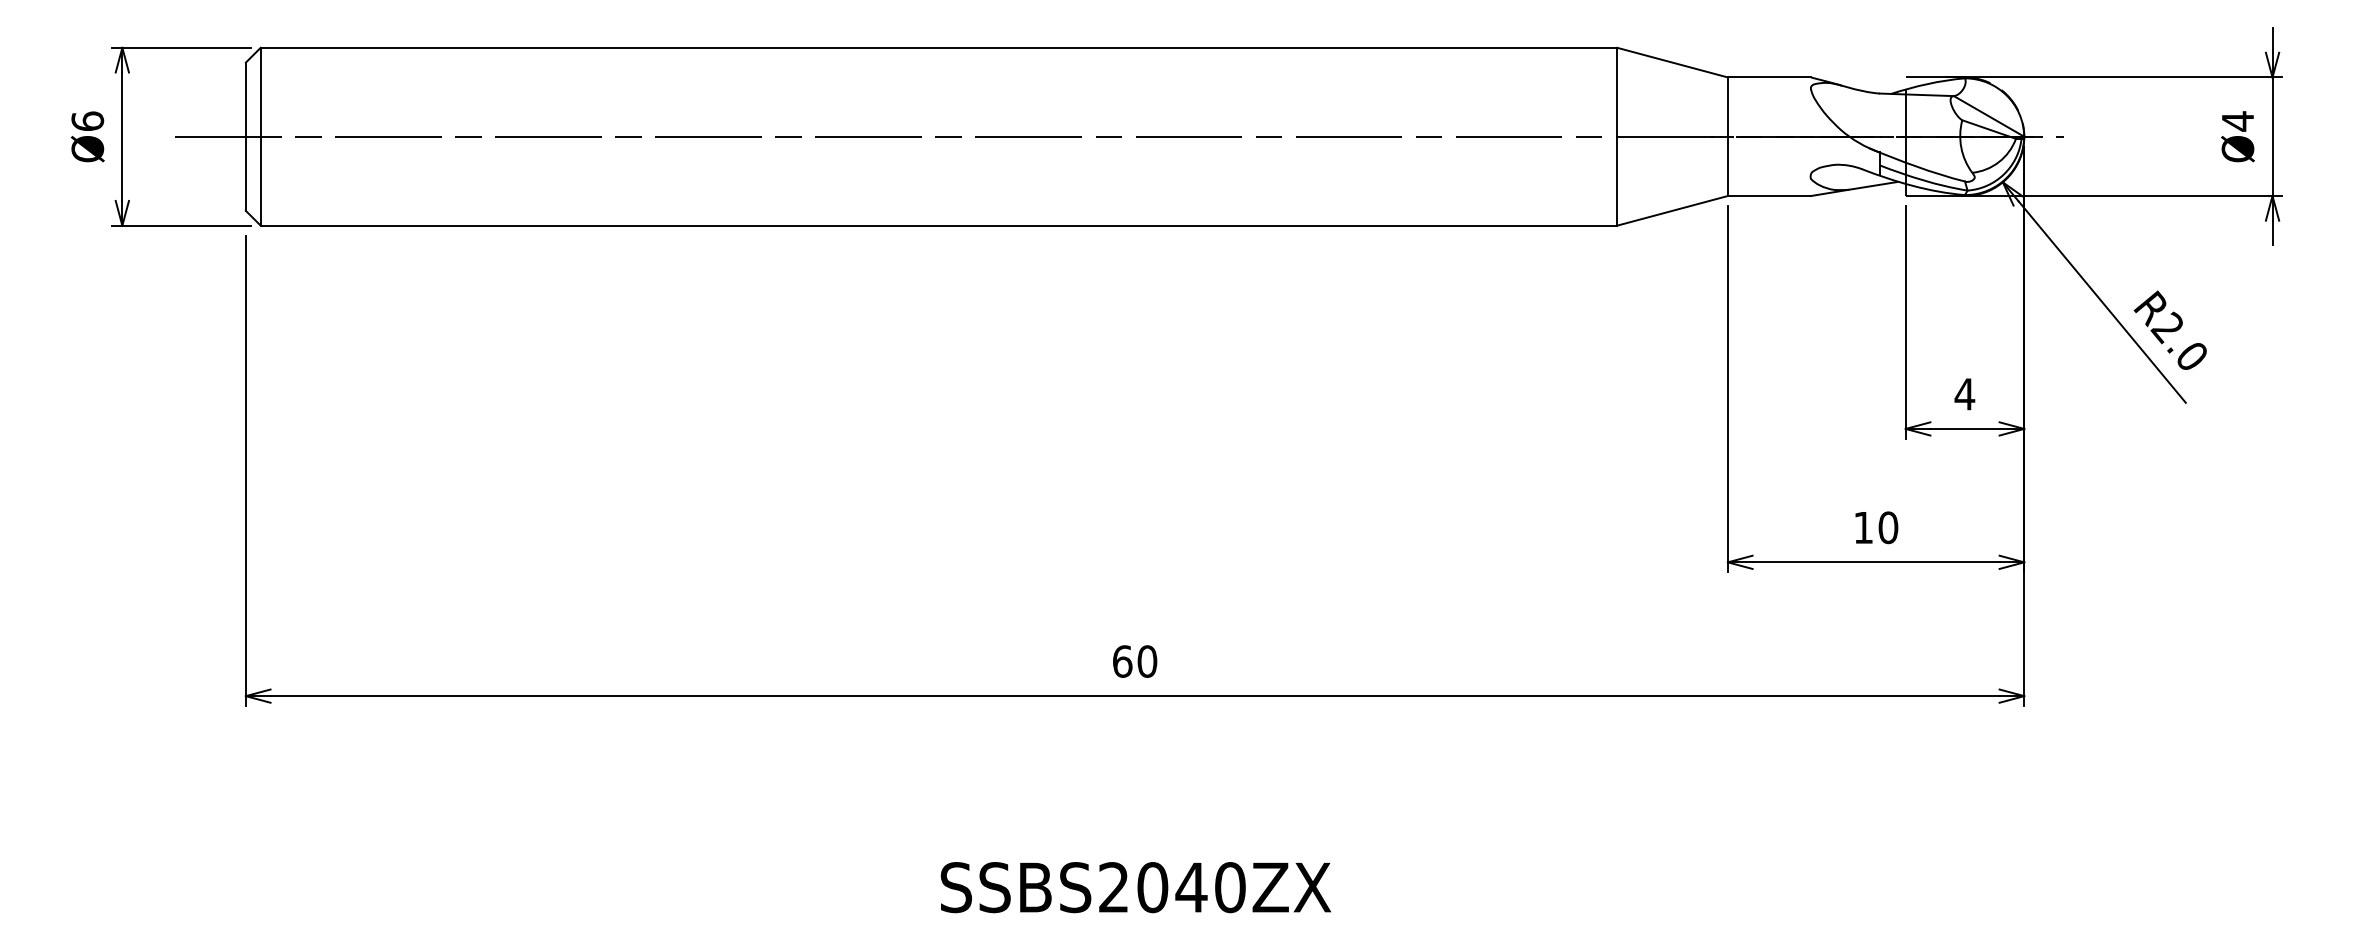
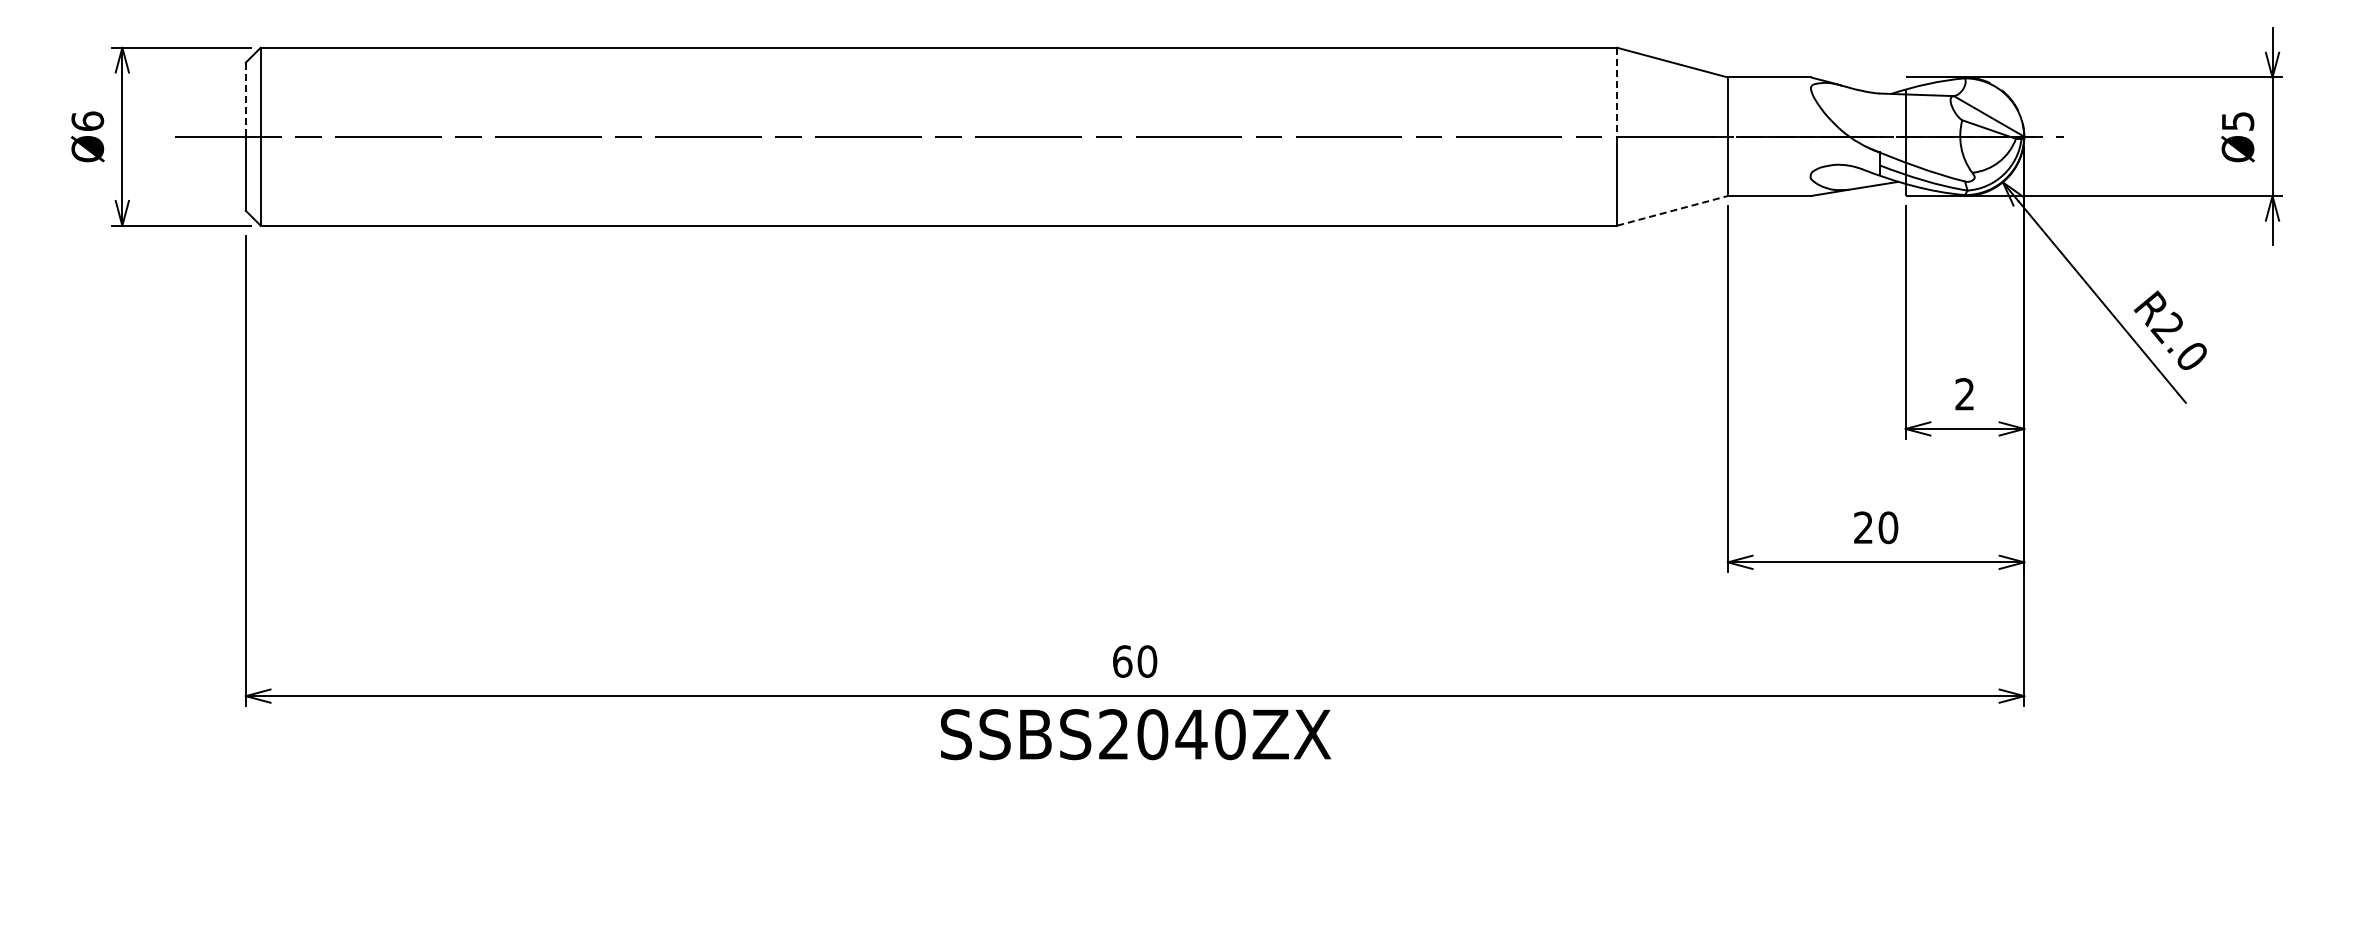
line: solid -> dashed (1617, 92)
line: solid -> dashed (245, 100)
text: Ø4 -> Ø5 (2238, 121)
line: solid -> dashed (1673, 210)
text: 4 -> 2 (1964, 394)
text: 10 -> 20 (1863, 527)
text position: (1135, 887) -> (1135, 734) (1135, 734)
